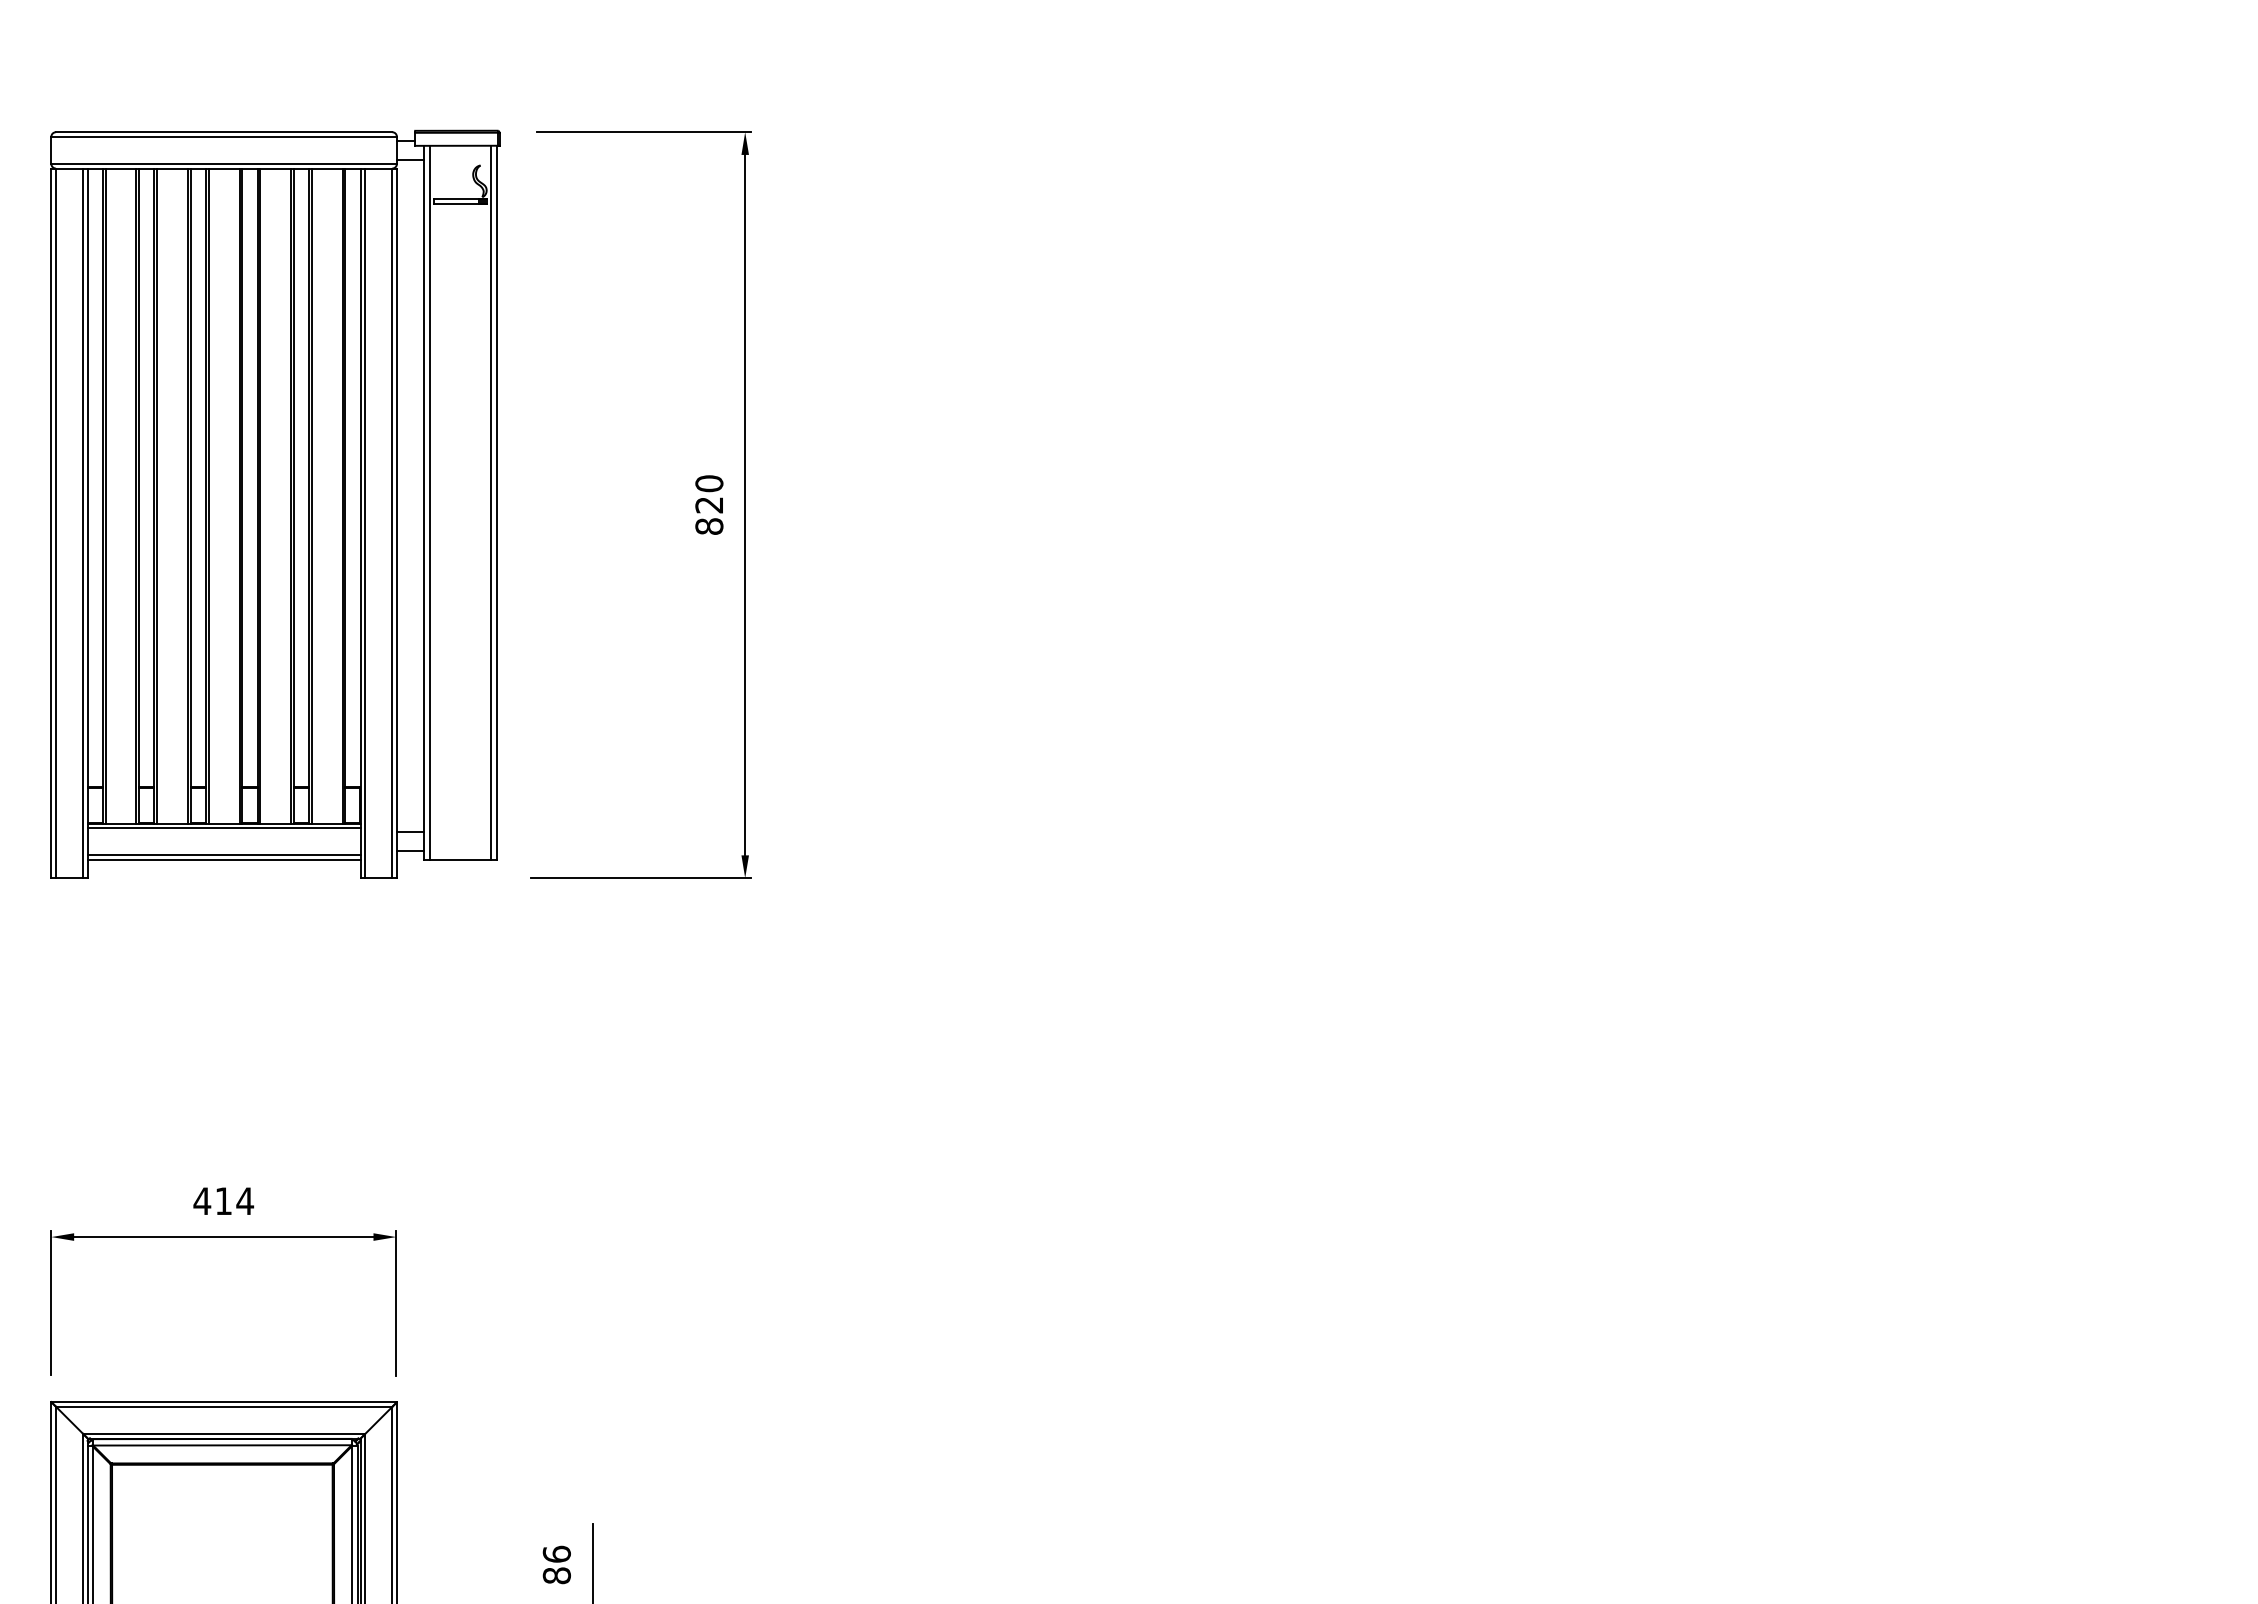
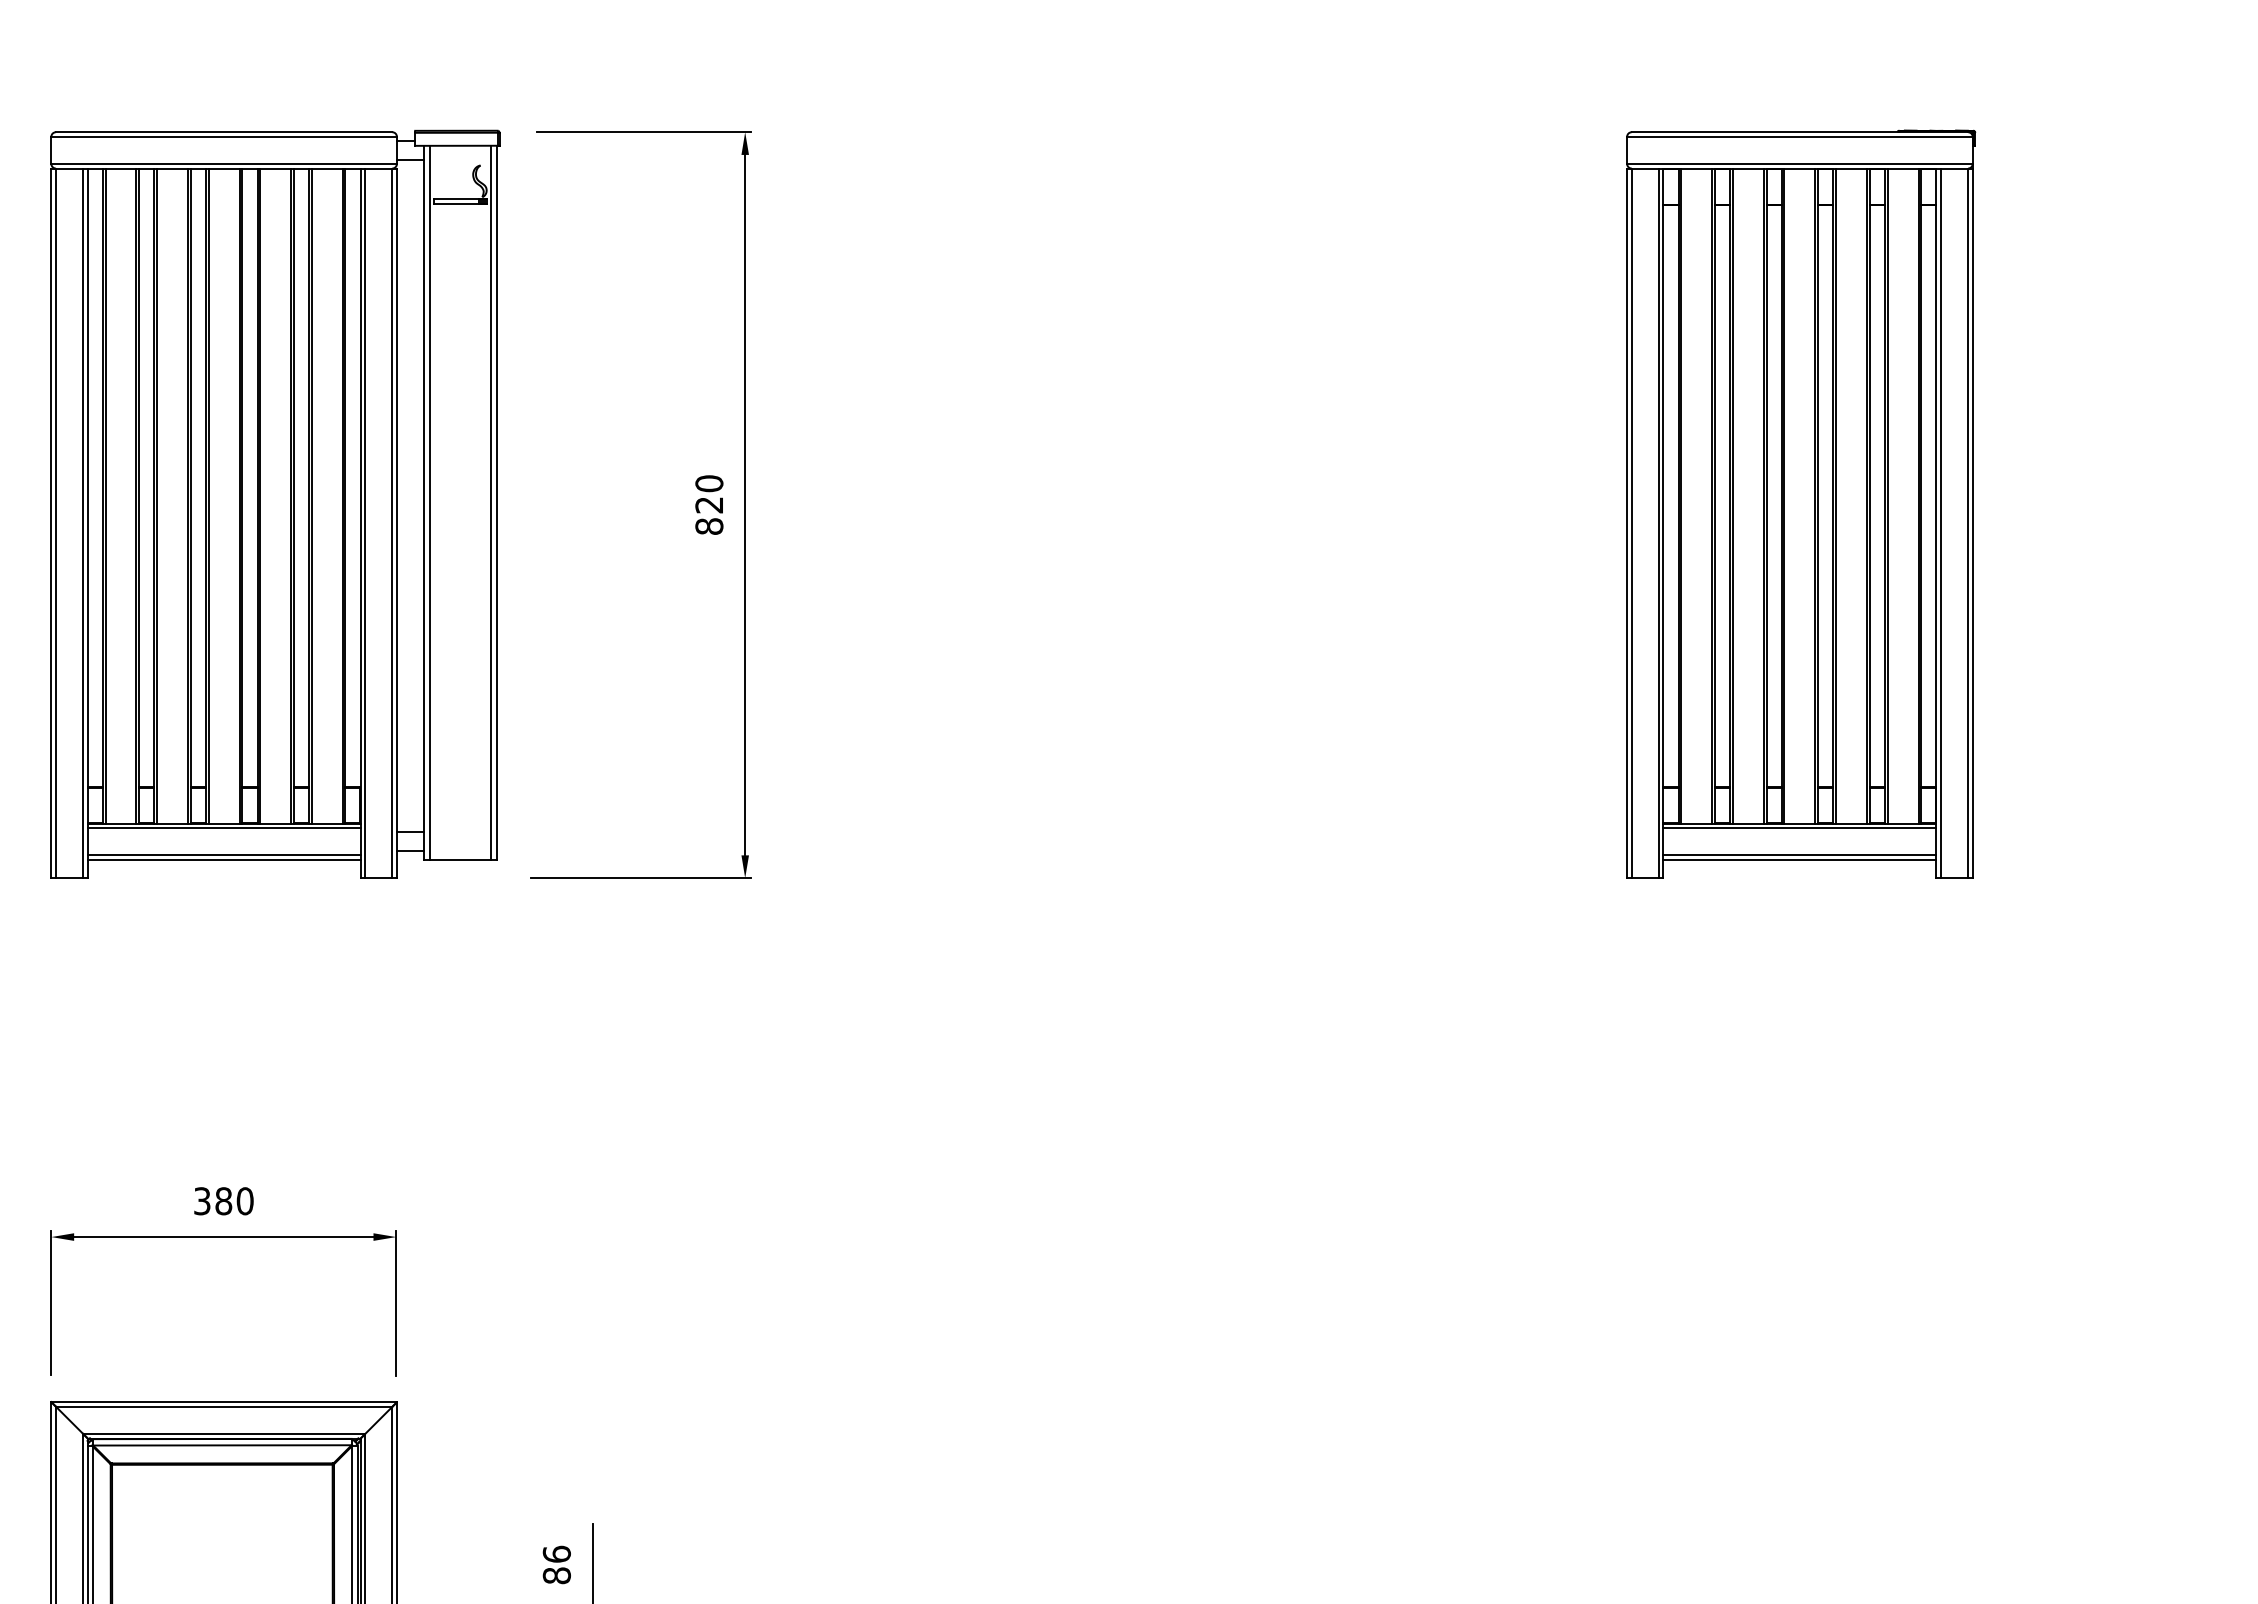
part: none -> present (1801, 503)
text: 414 -> 380 (223, 1201)
